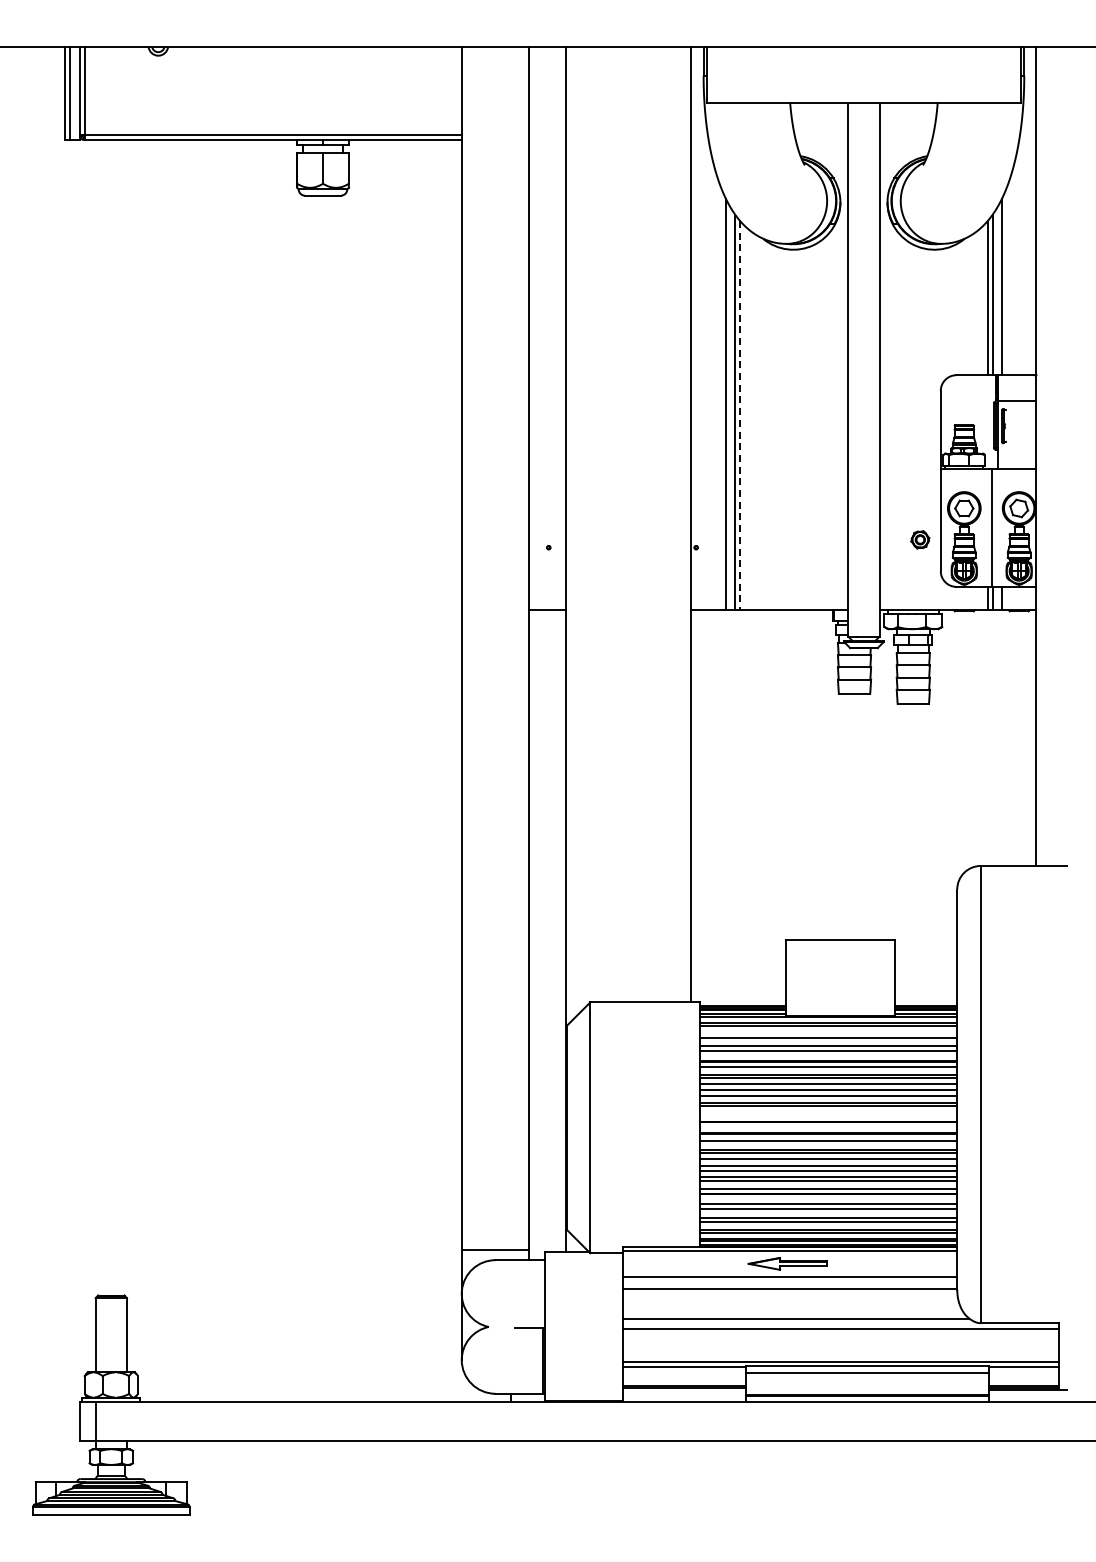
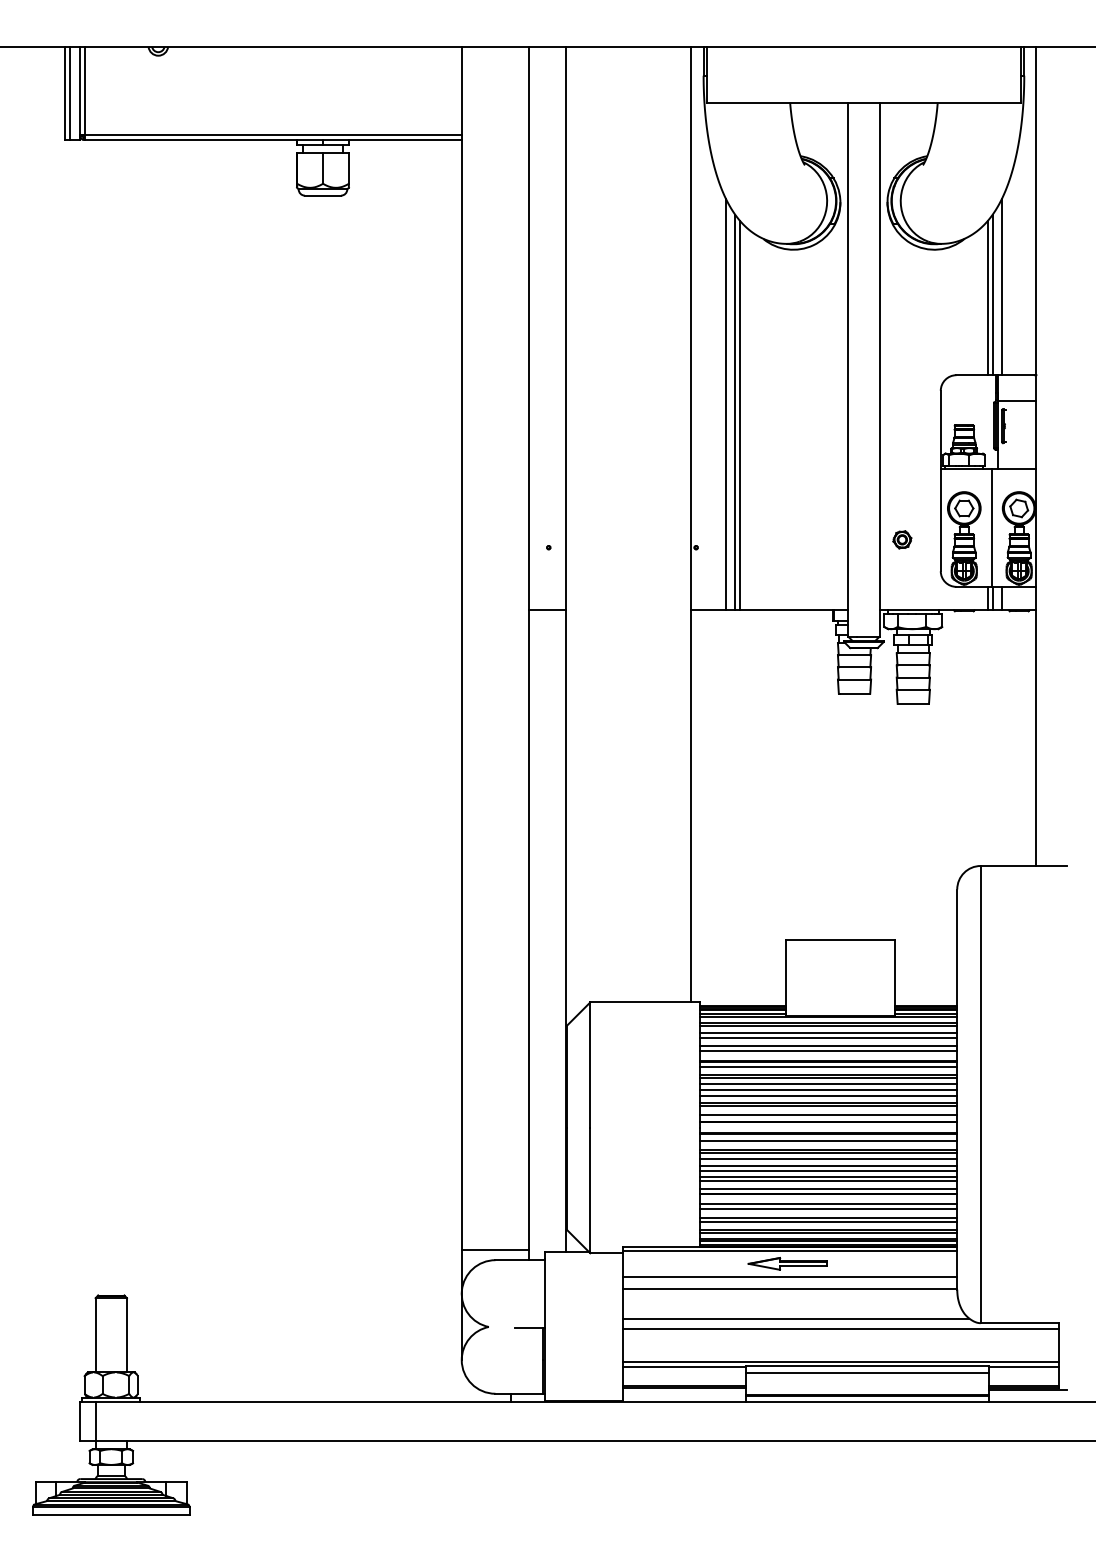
line: dashed -> solid (740, 415)
part position: (920, 539) -> (902, 539) (902, 539)
line: none -> present (828, 1033)
line: none -> present (828, 1115)
